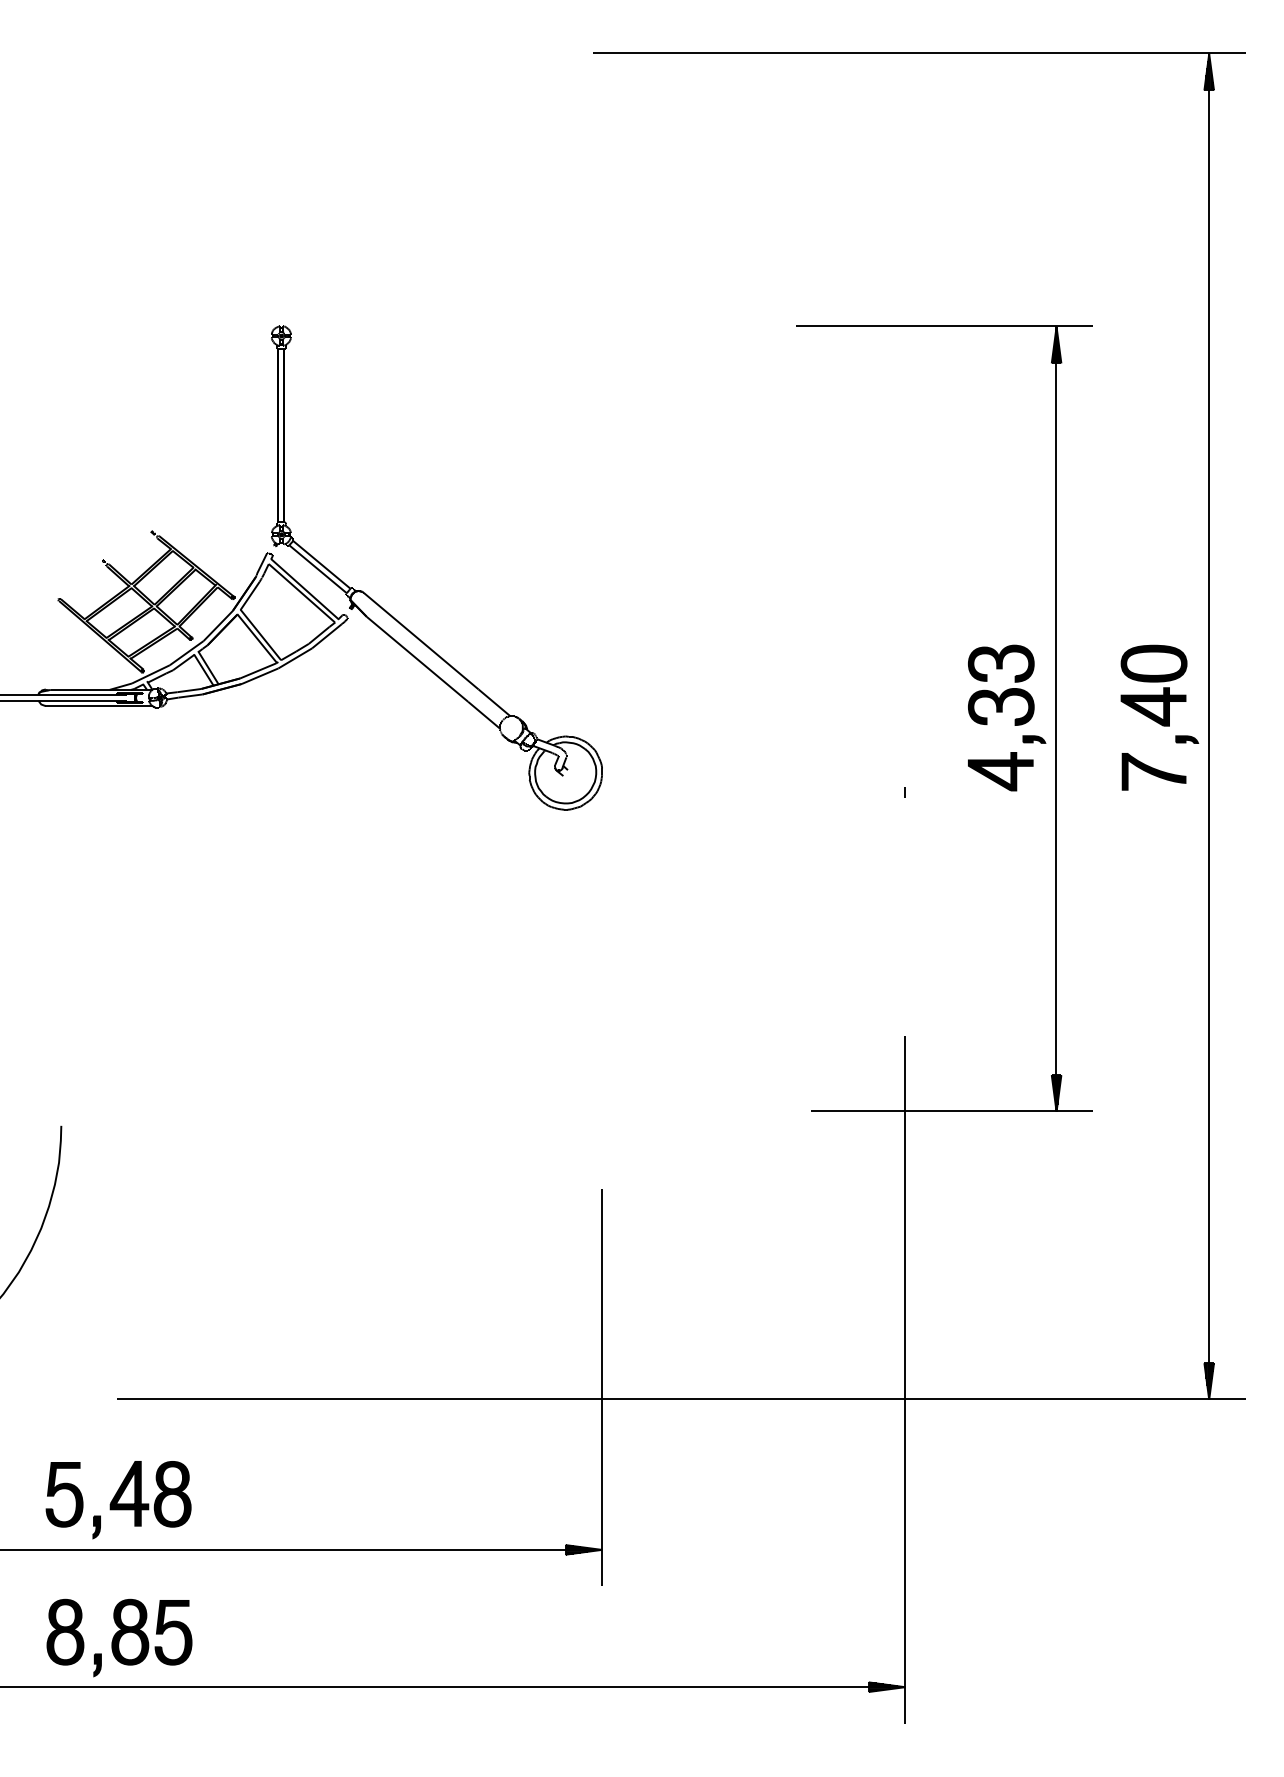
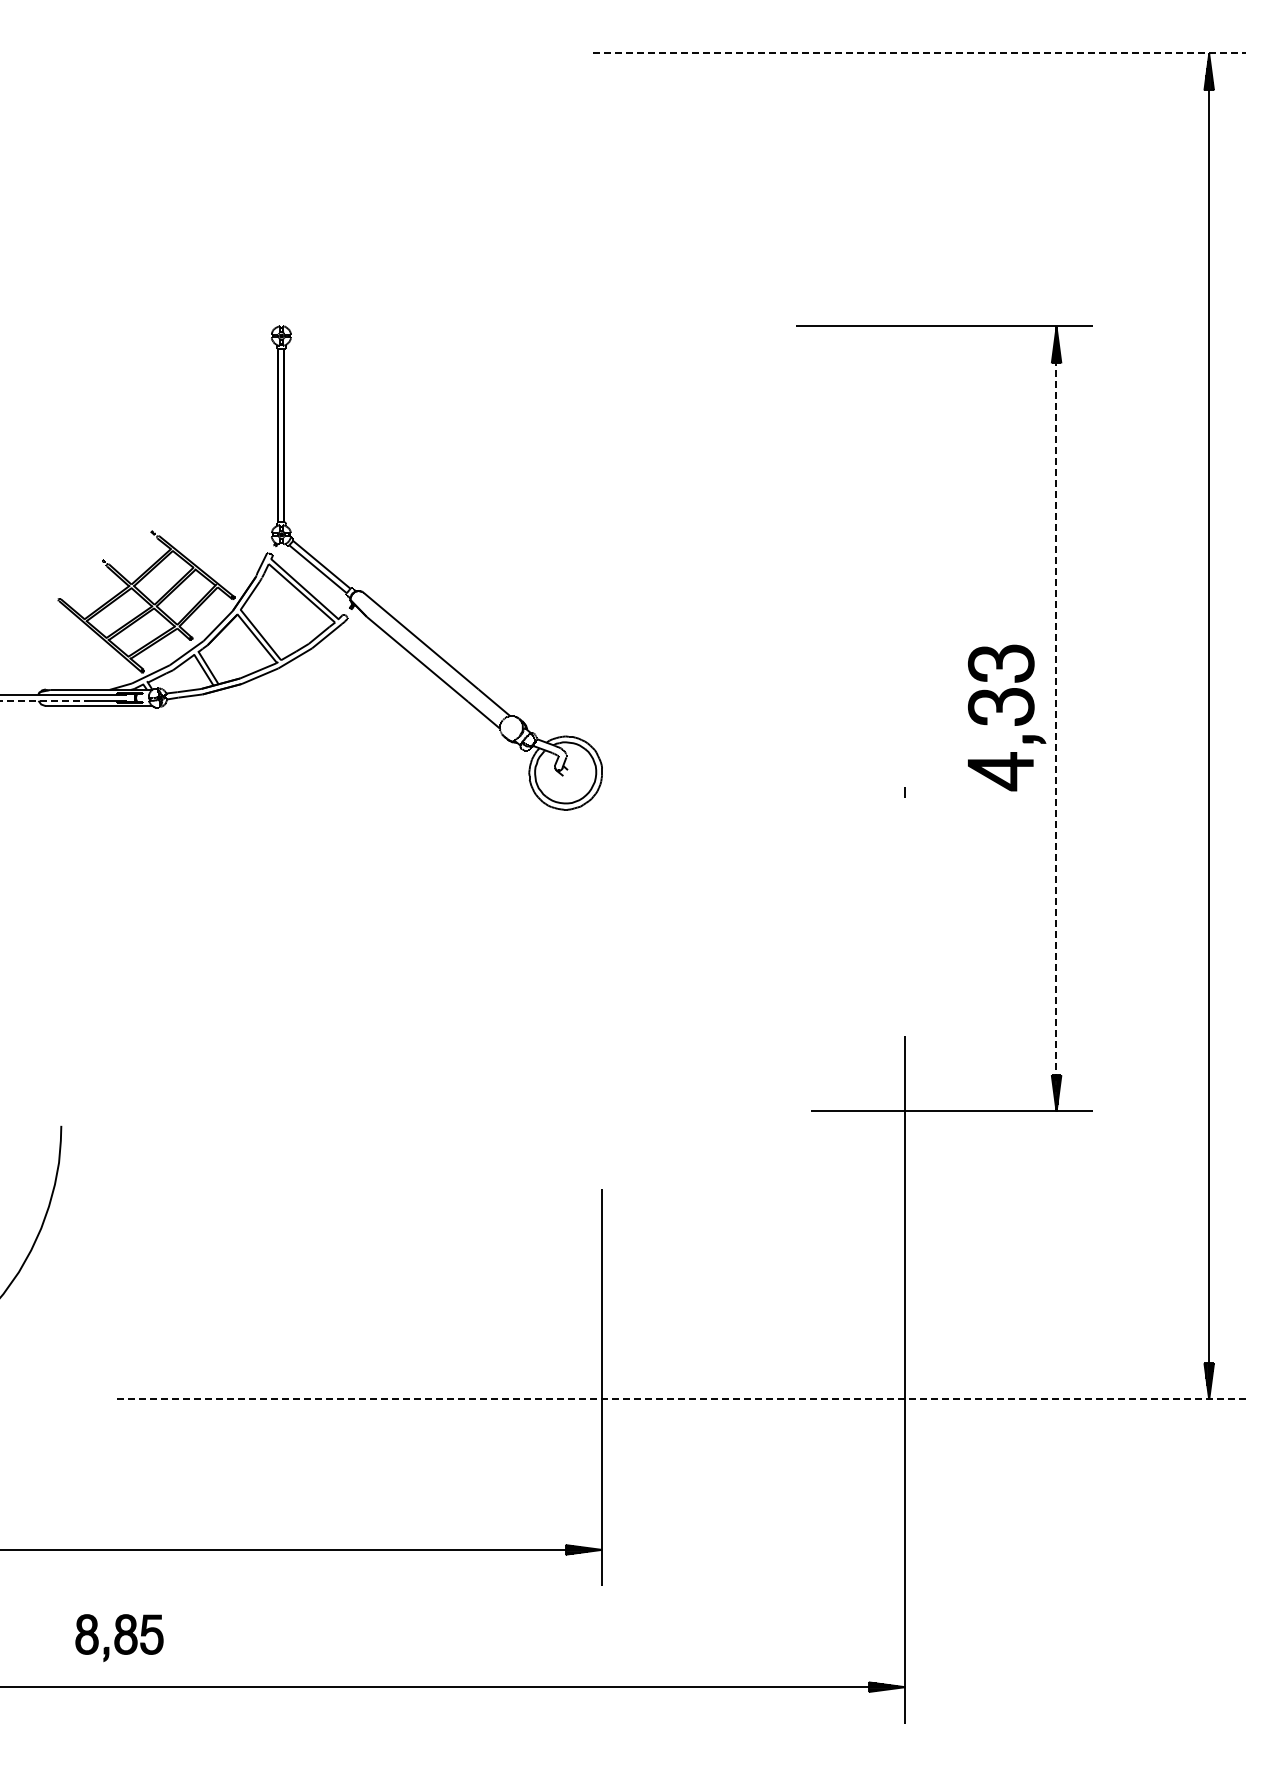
line: solid -> dashed (919, 53)
line: solid -> dashed (45, 700)
part: present -> none (1159, 717)
line: solid -> dashed (1056, 719)
line: solid -> dashed (681, 1399)
part: present -> none (118, 1500)
part size: 147x80 px -> 89x49 px (119, 1638)
